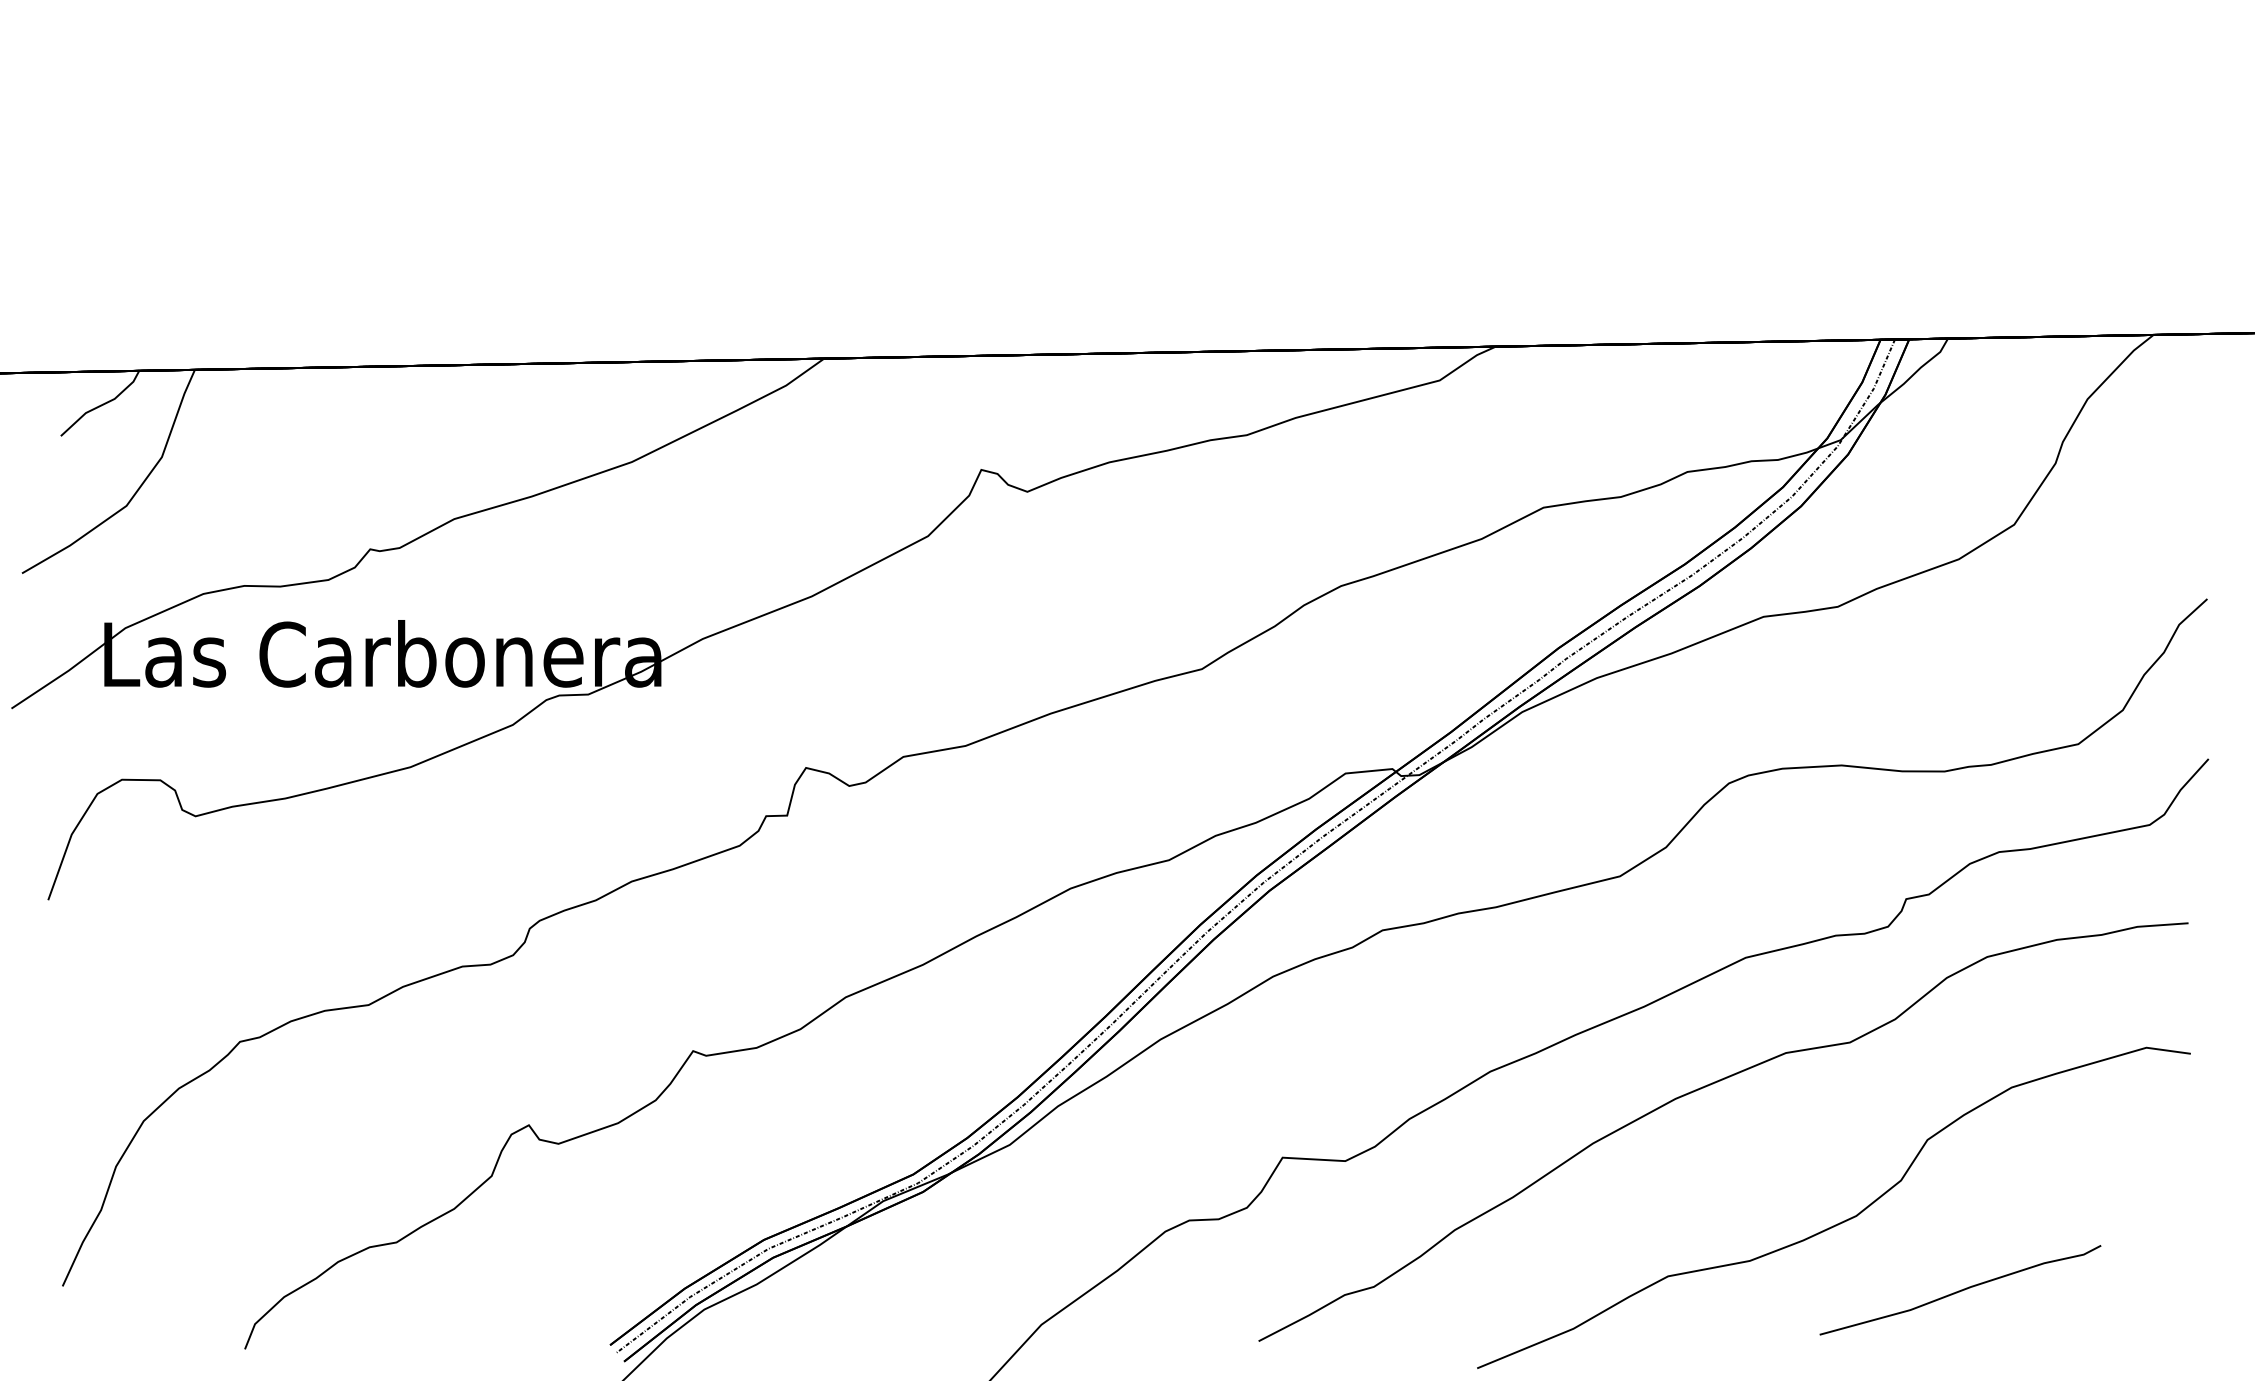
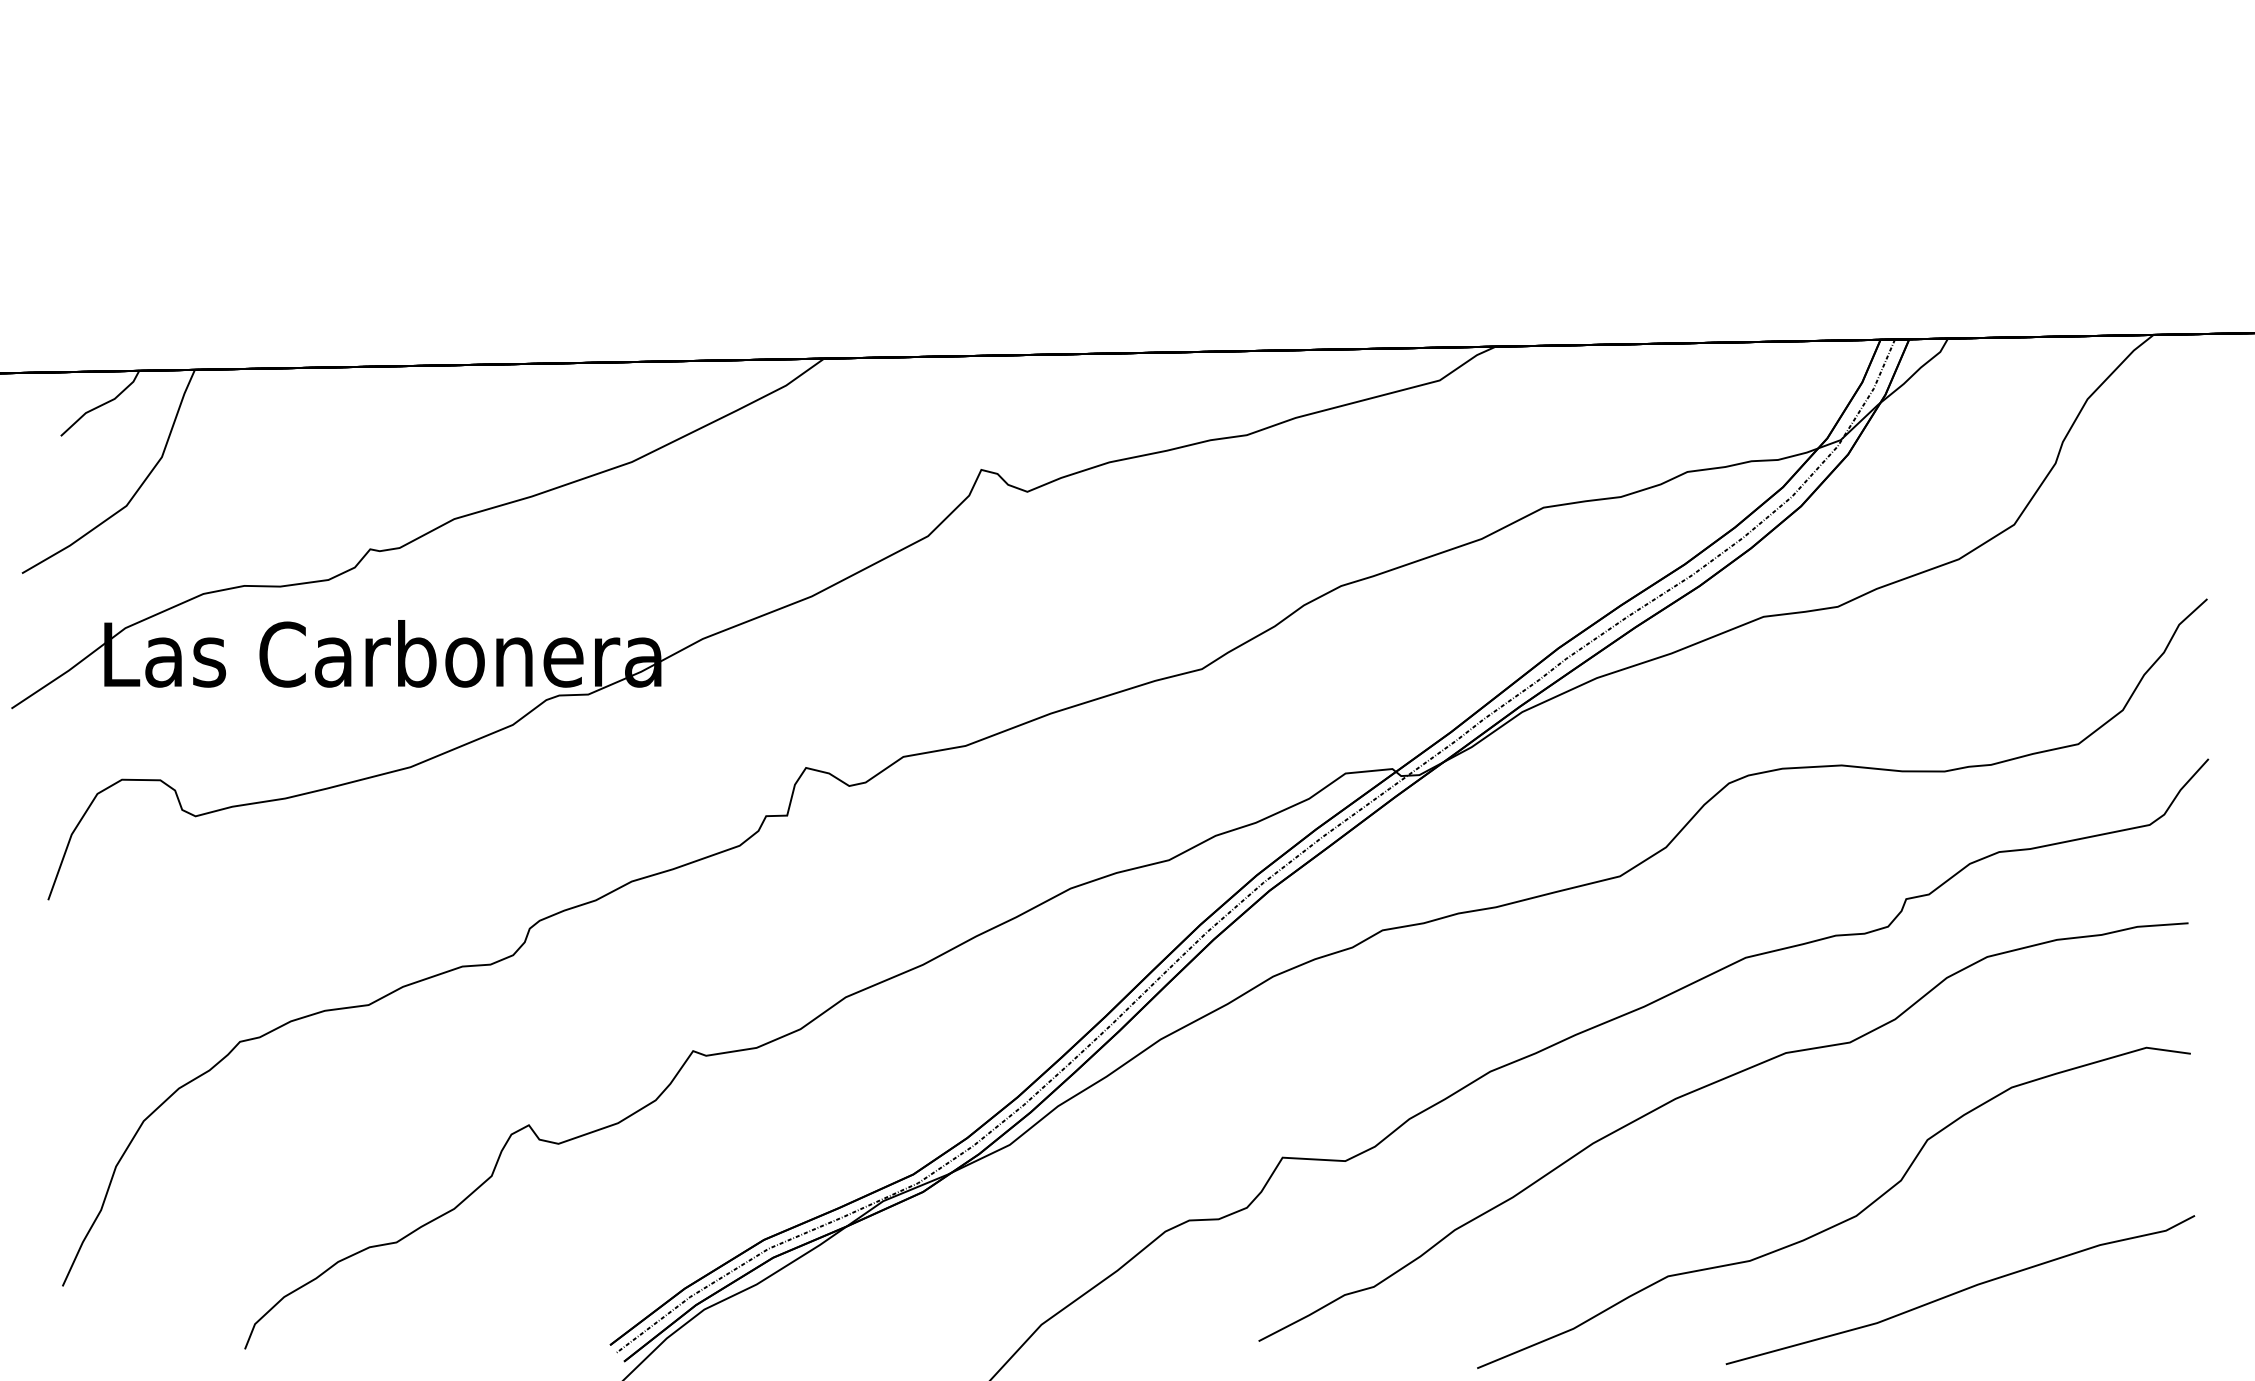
part size: 283x91 px -> 471x151 px (1960, 1290)
